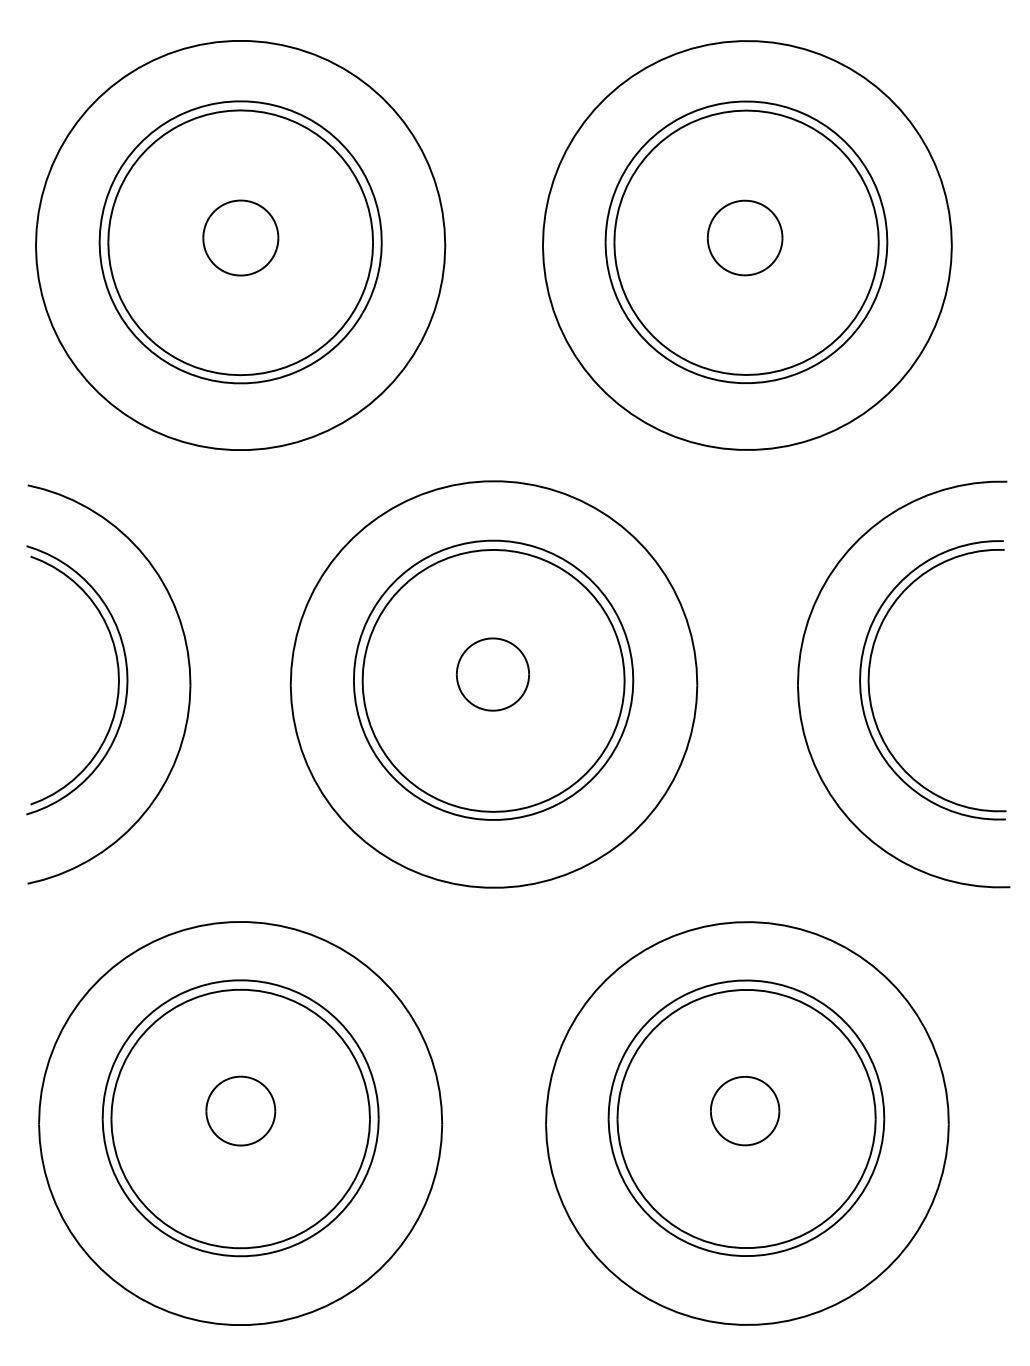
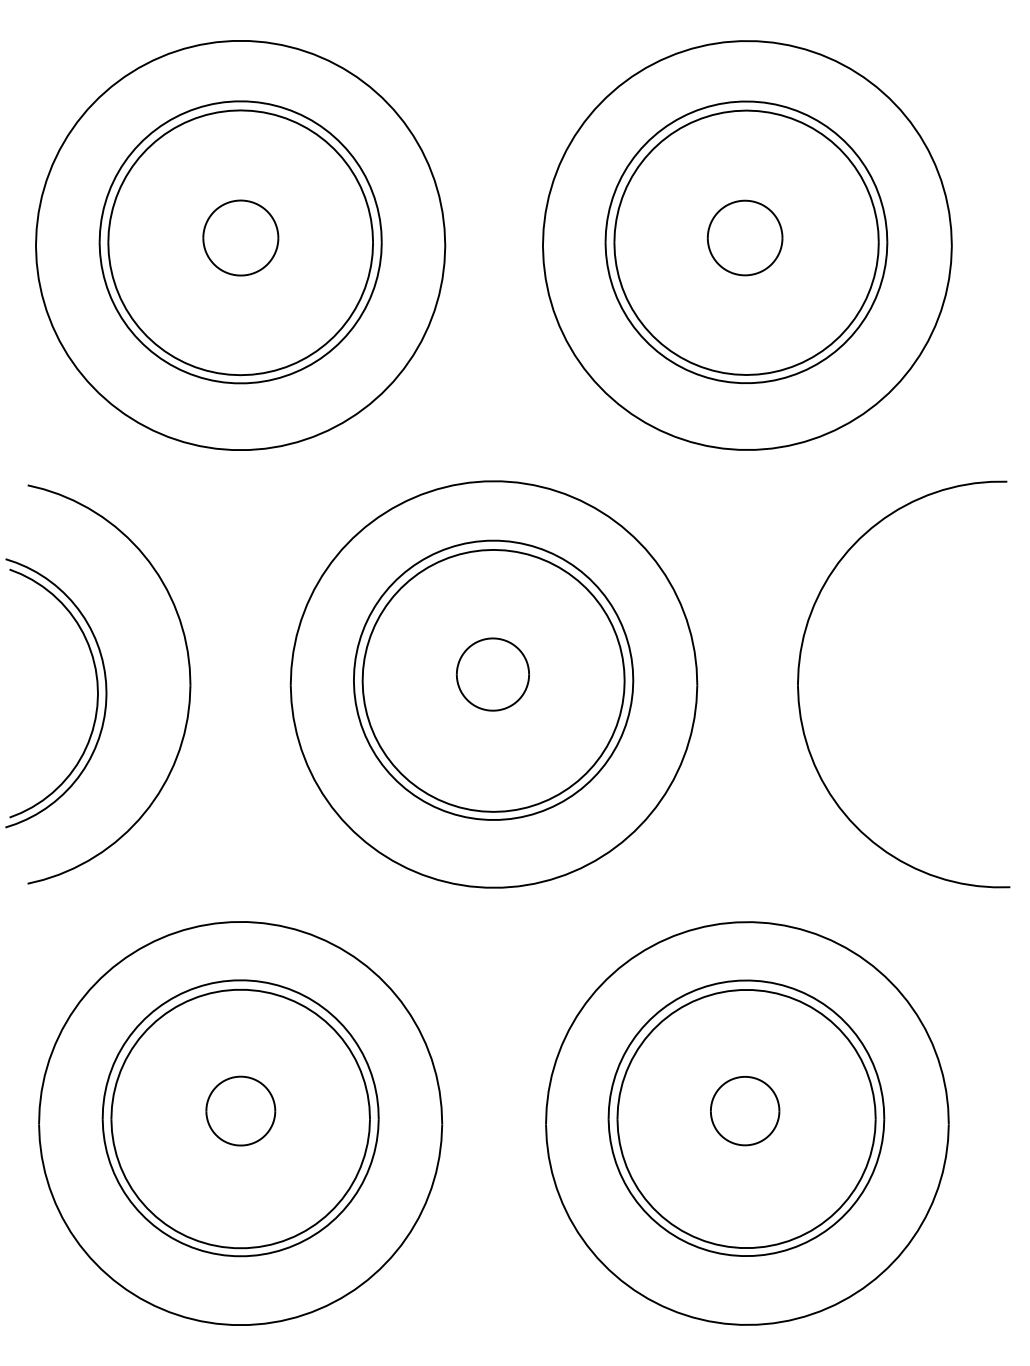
part position: (117, 676) -> (96, 689) (96, 689)
part: present -> none (869, 680)
